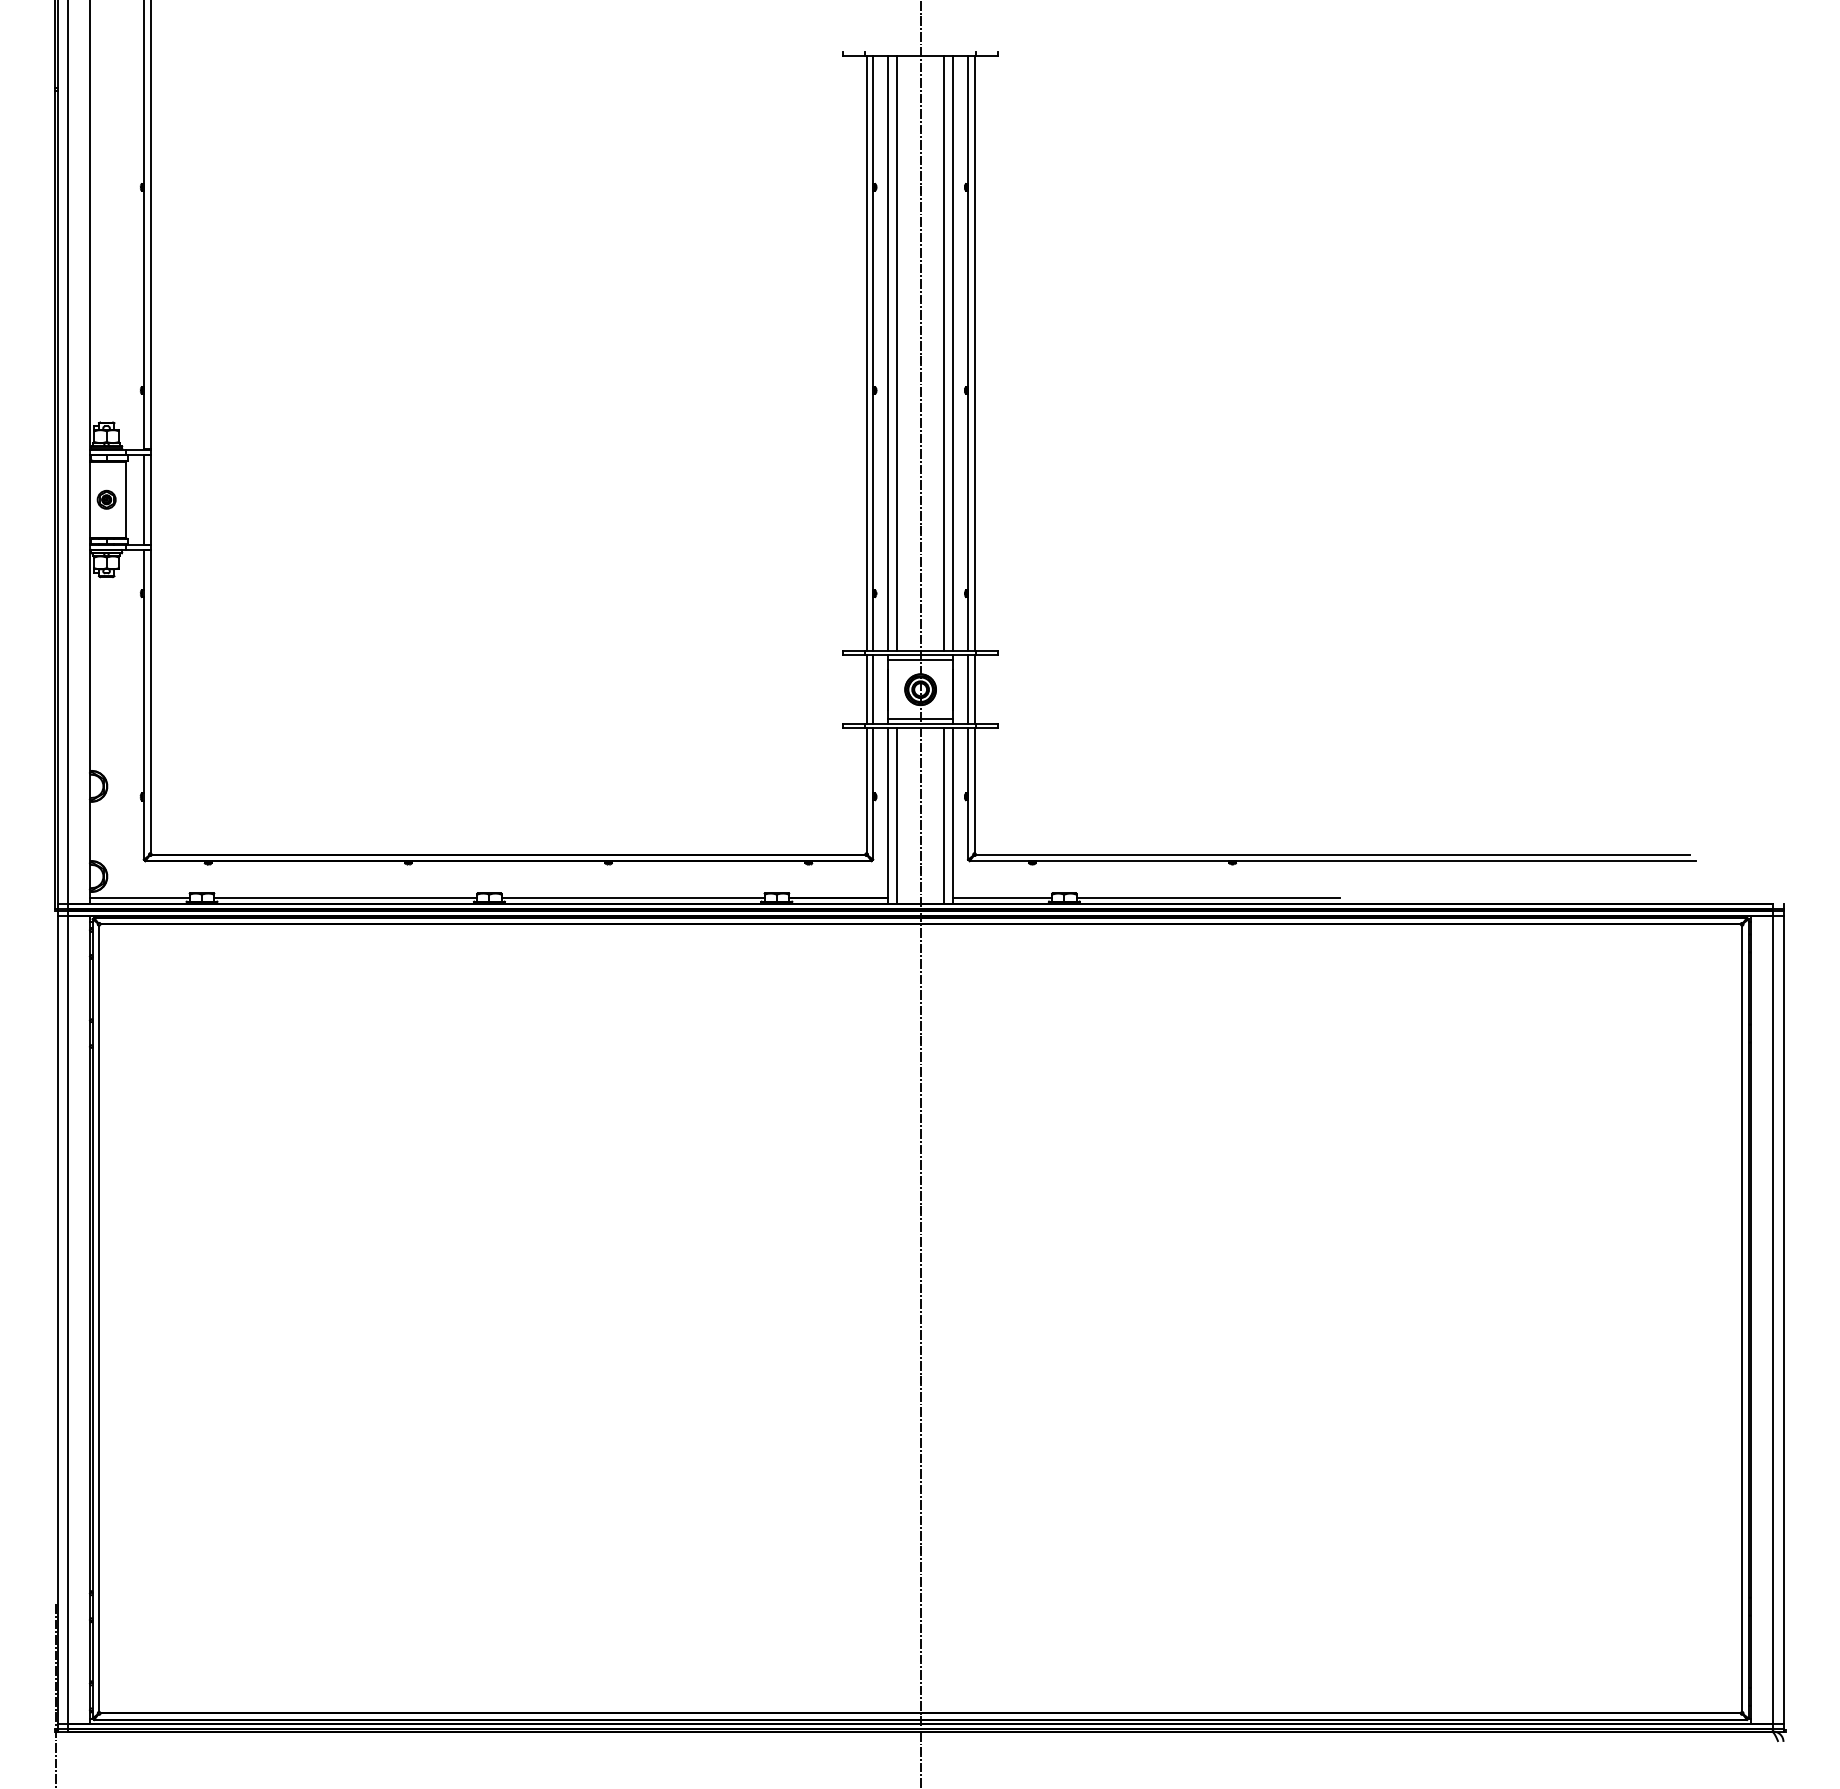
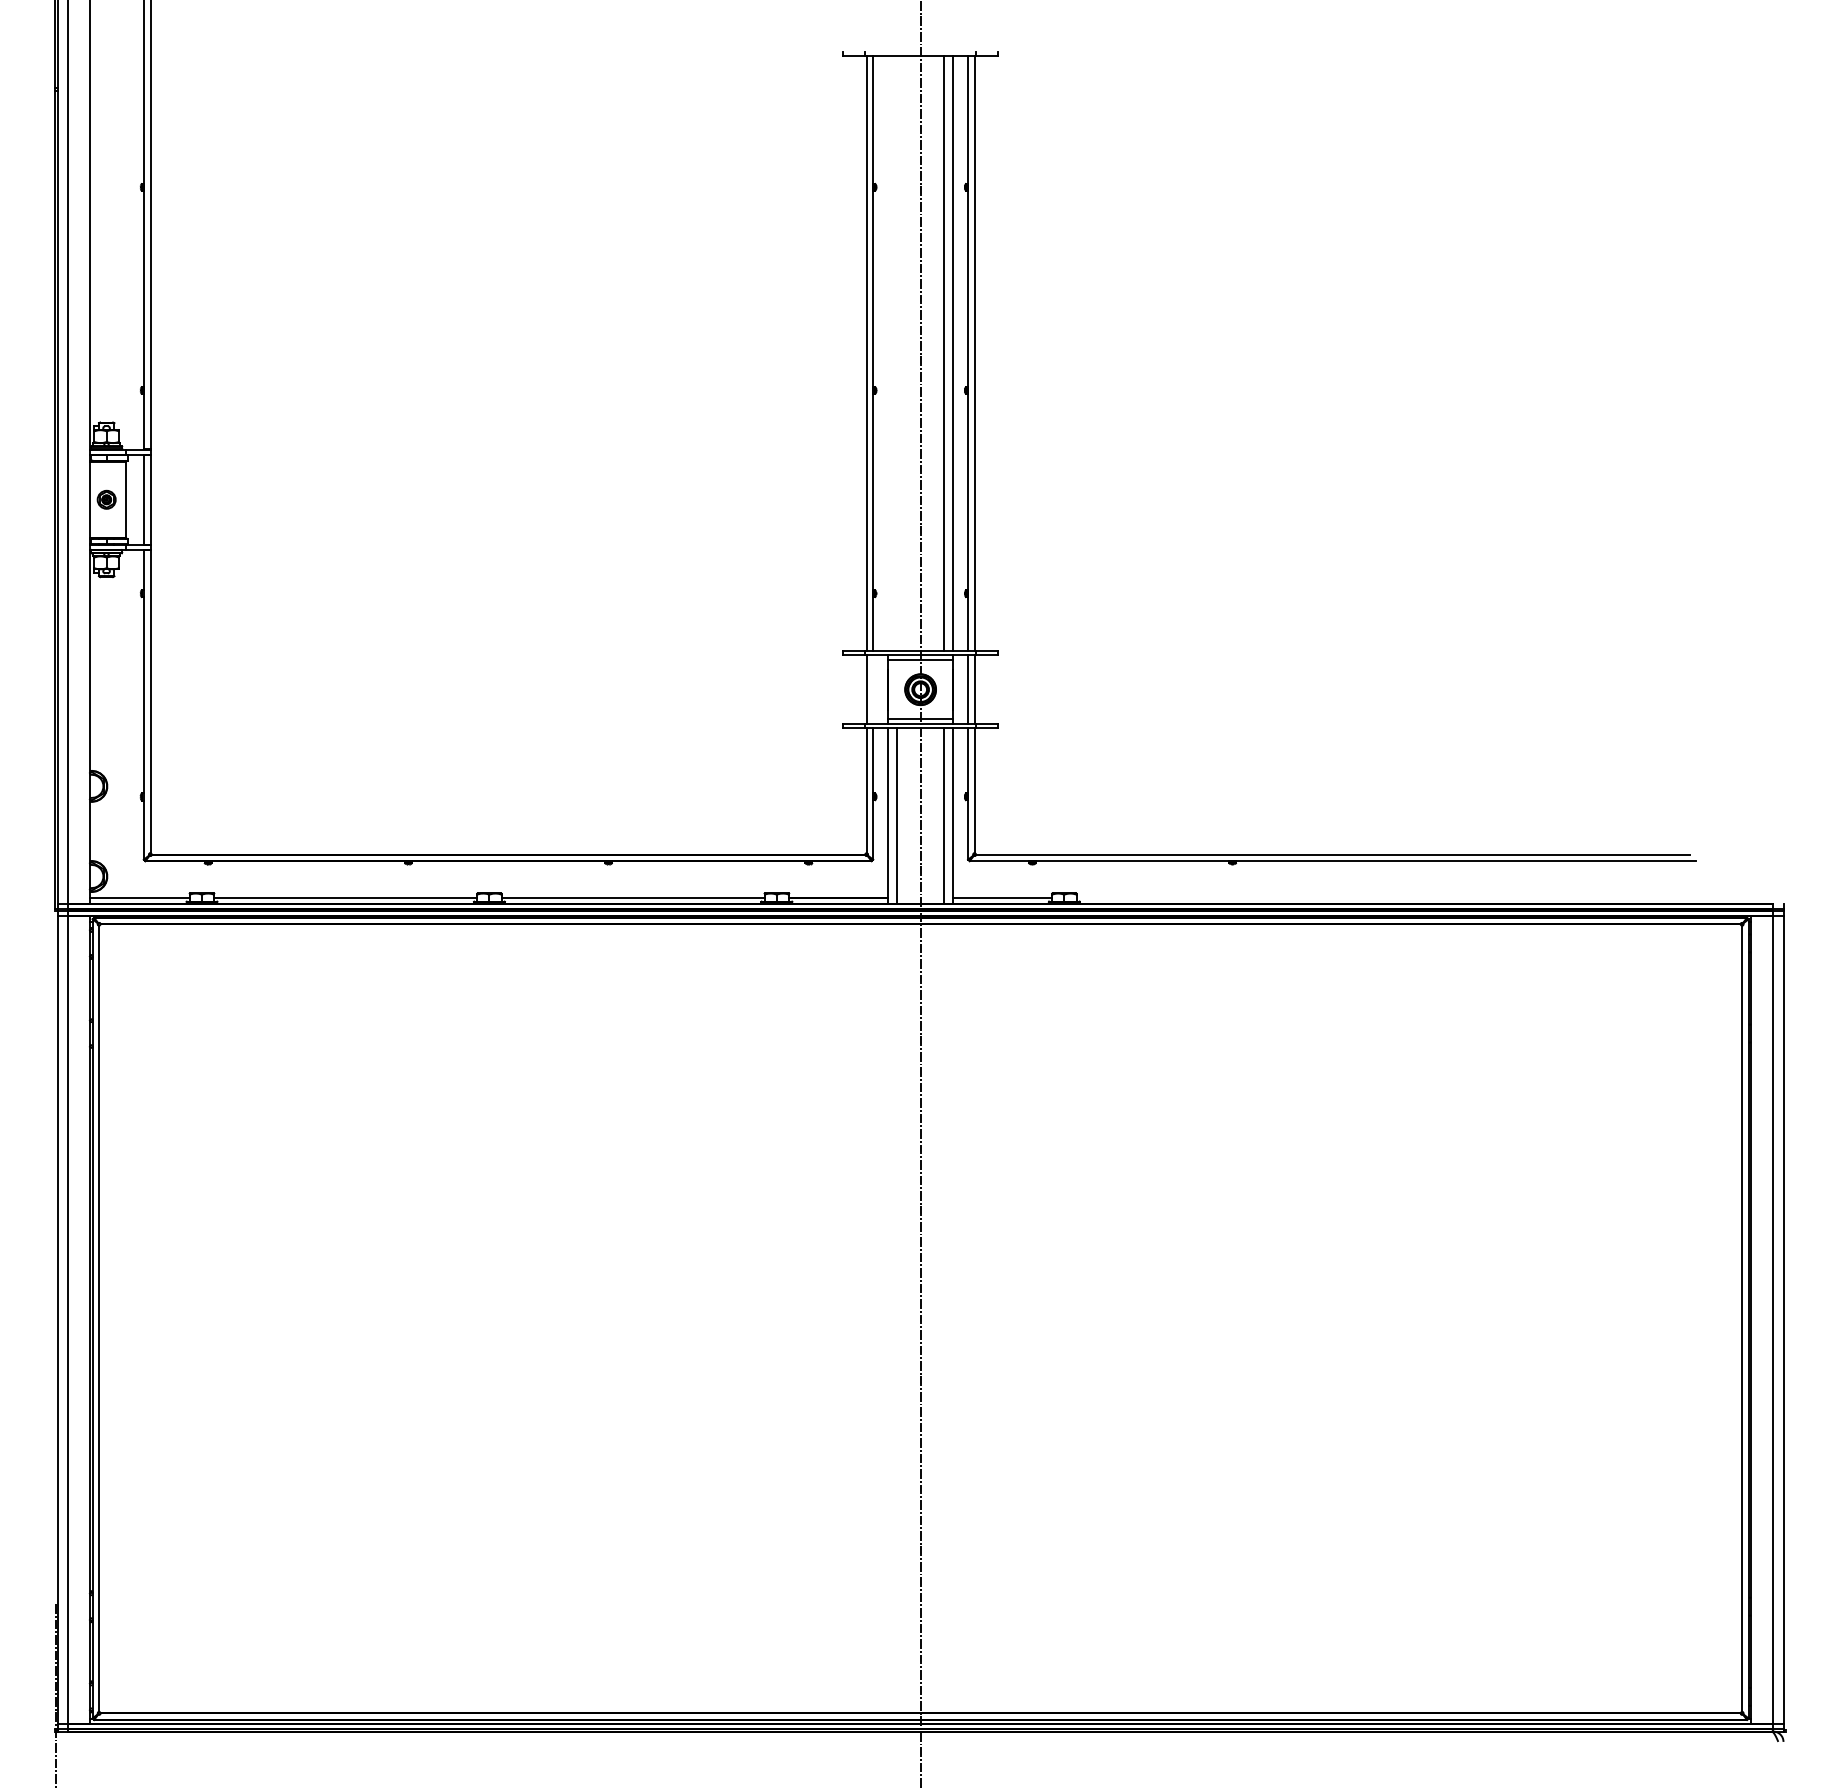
line: present -> none (888, 353)
line: present -> none (897, 353)
line: present -> none (873, 689)
line: present -> none (1207, 898)
